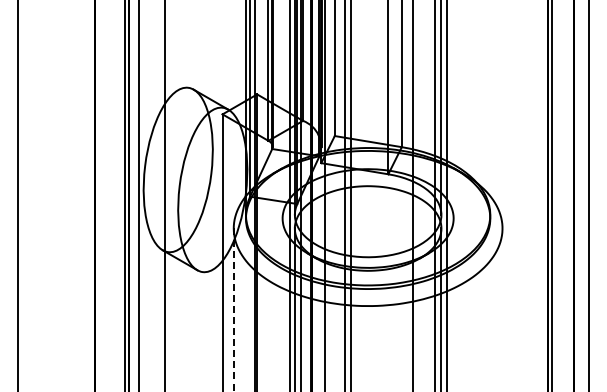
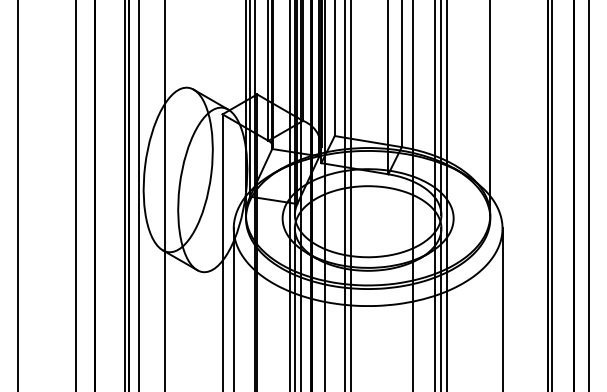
line: none -> present (490, 108)
line: none -> present (76, 195)
line: none -> present (502, 308)
line: dashed -> solid (233, 310)
